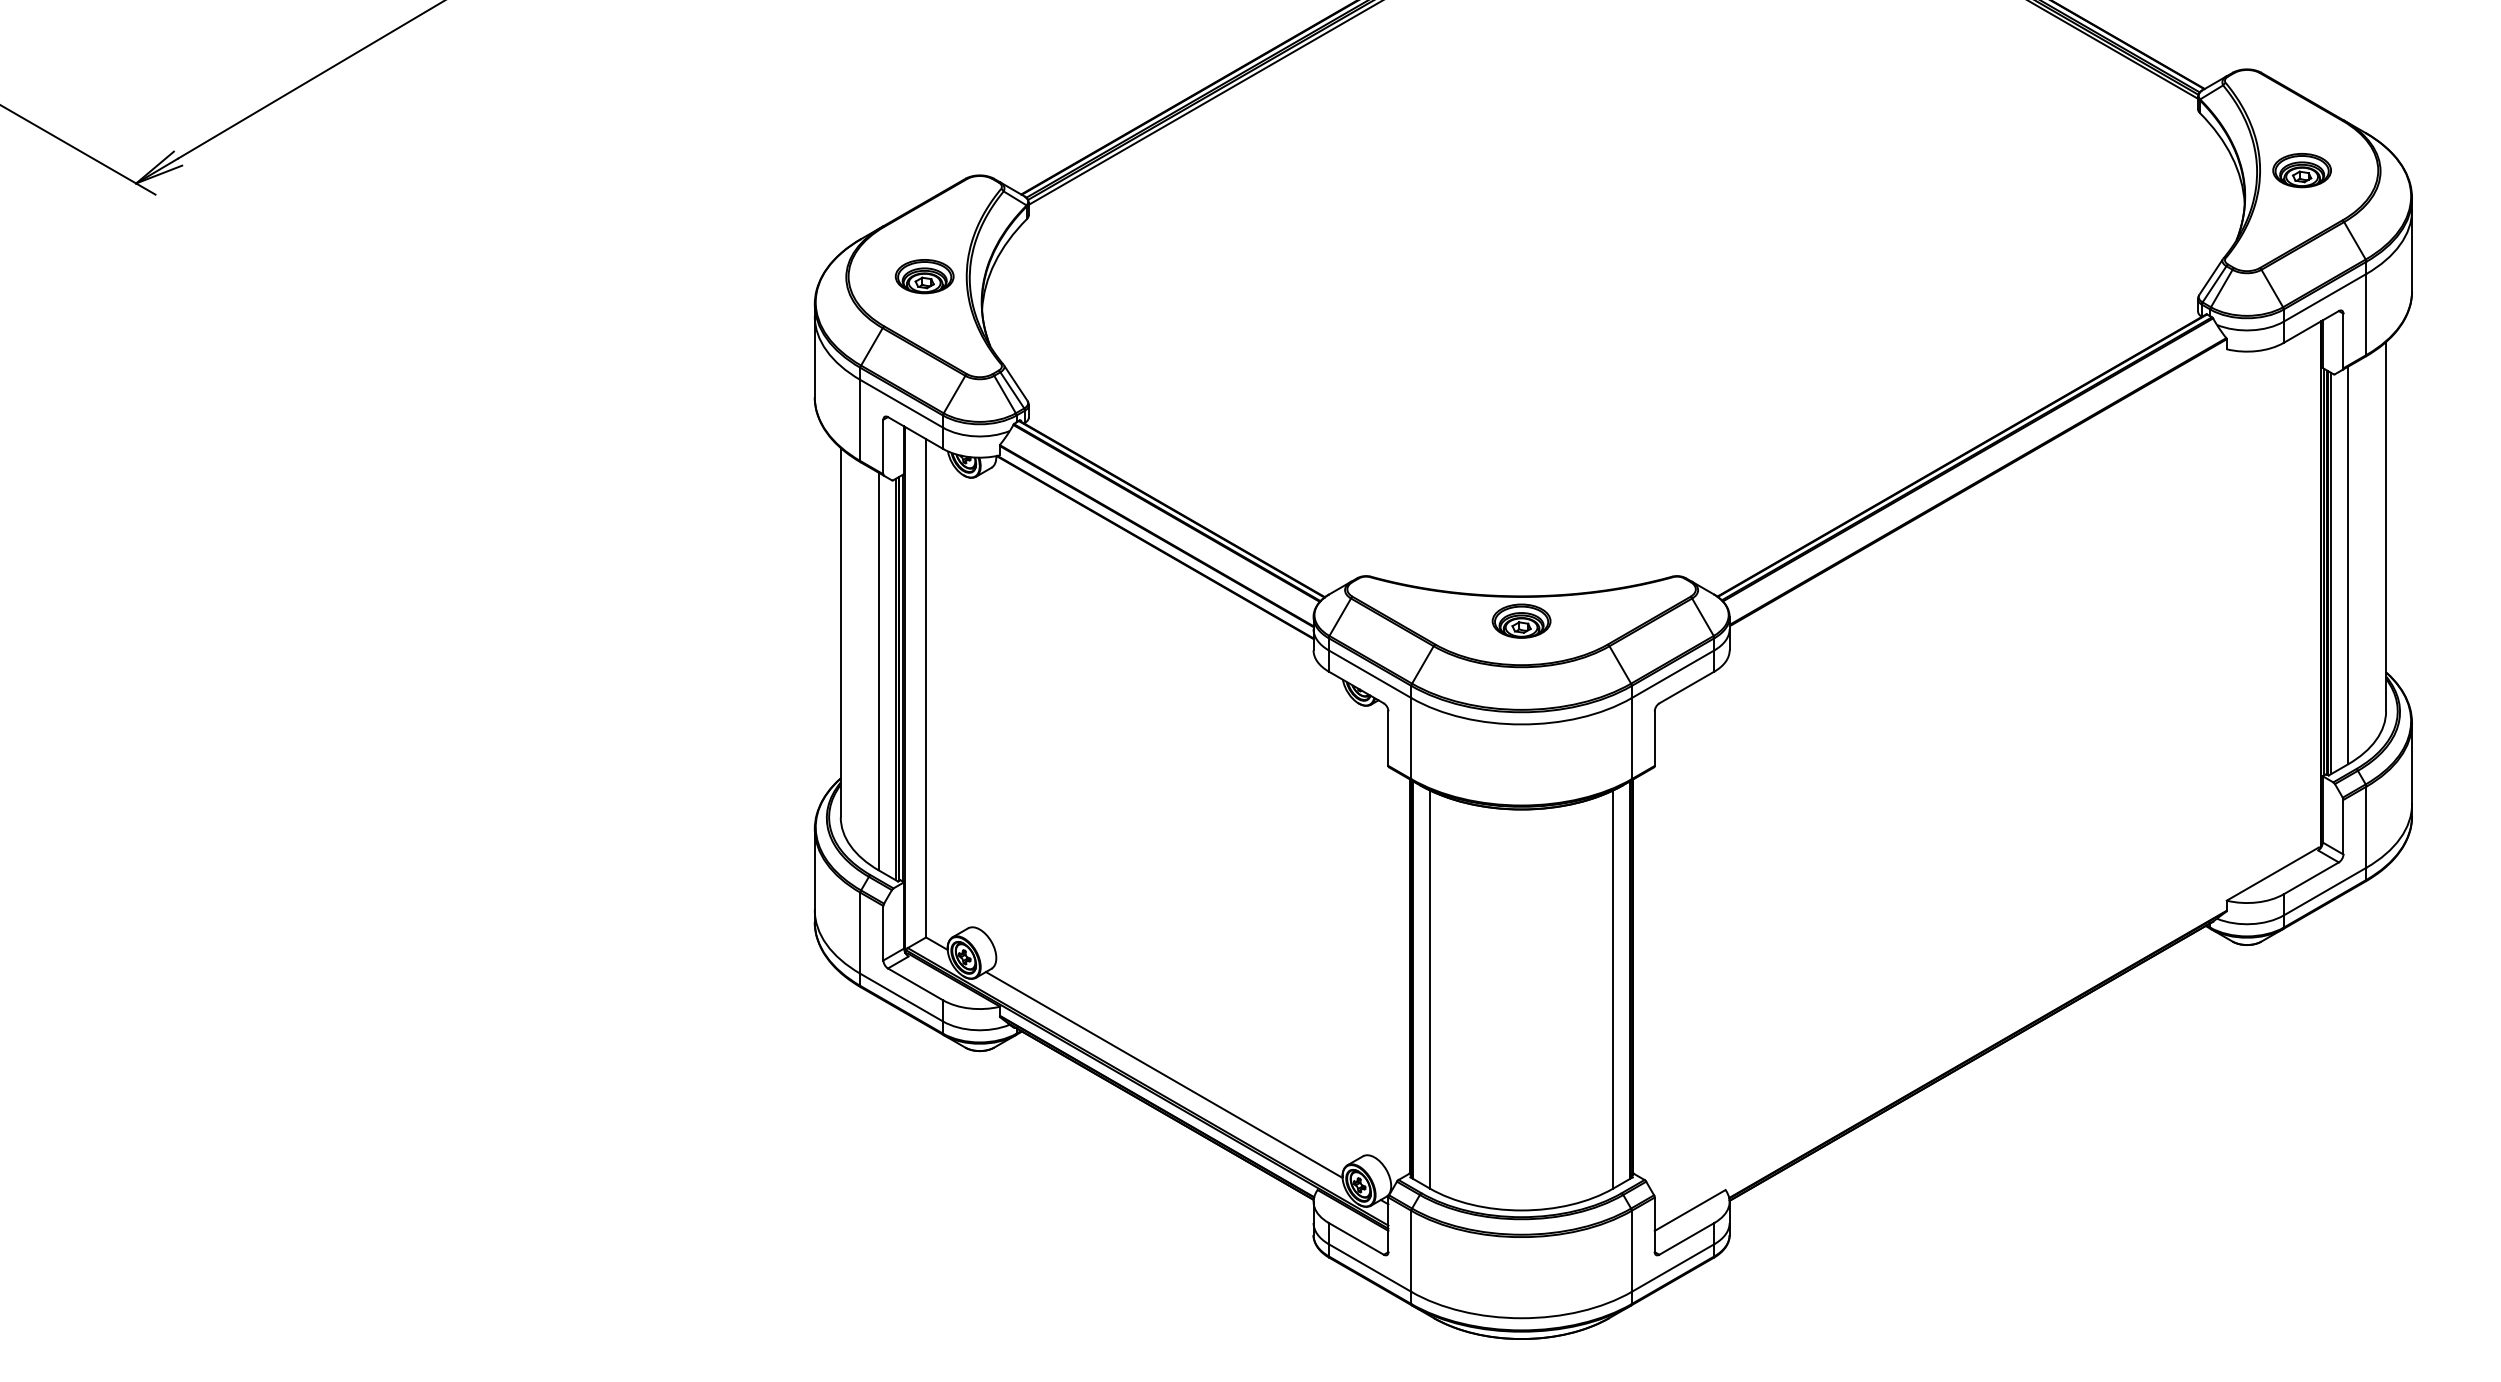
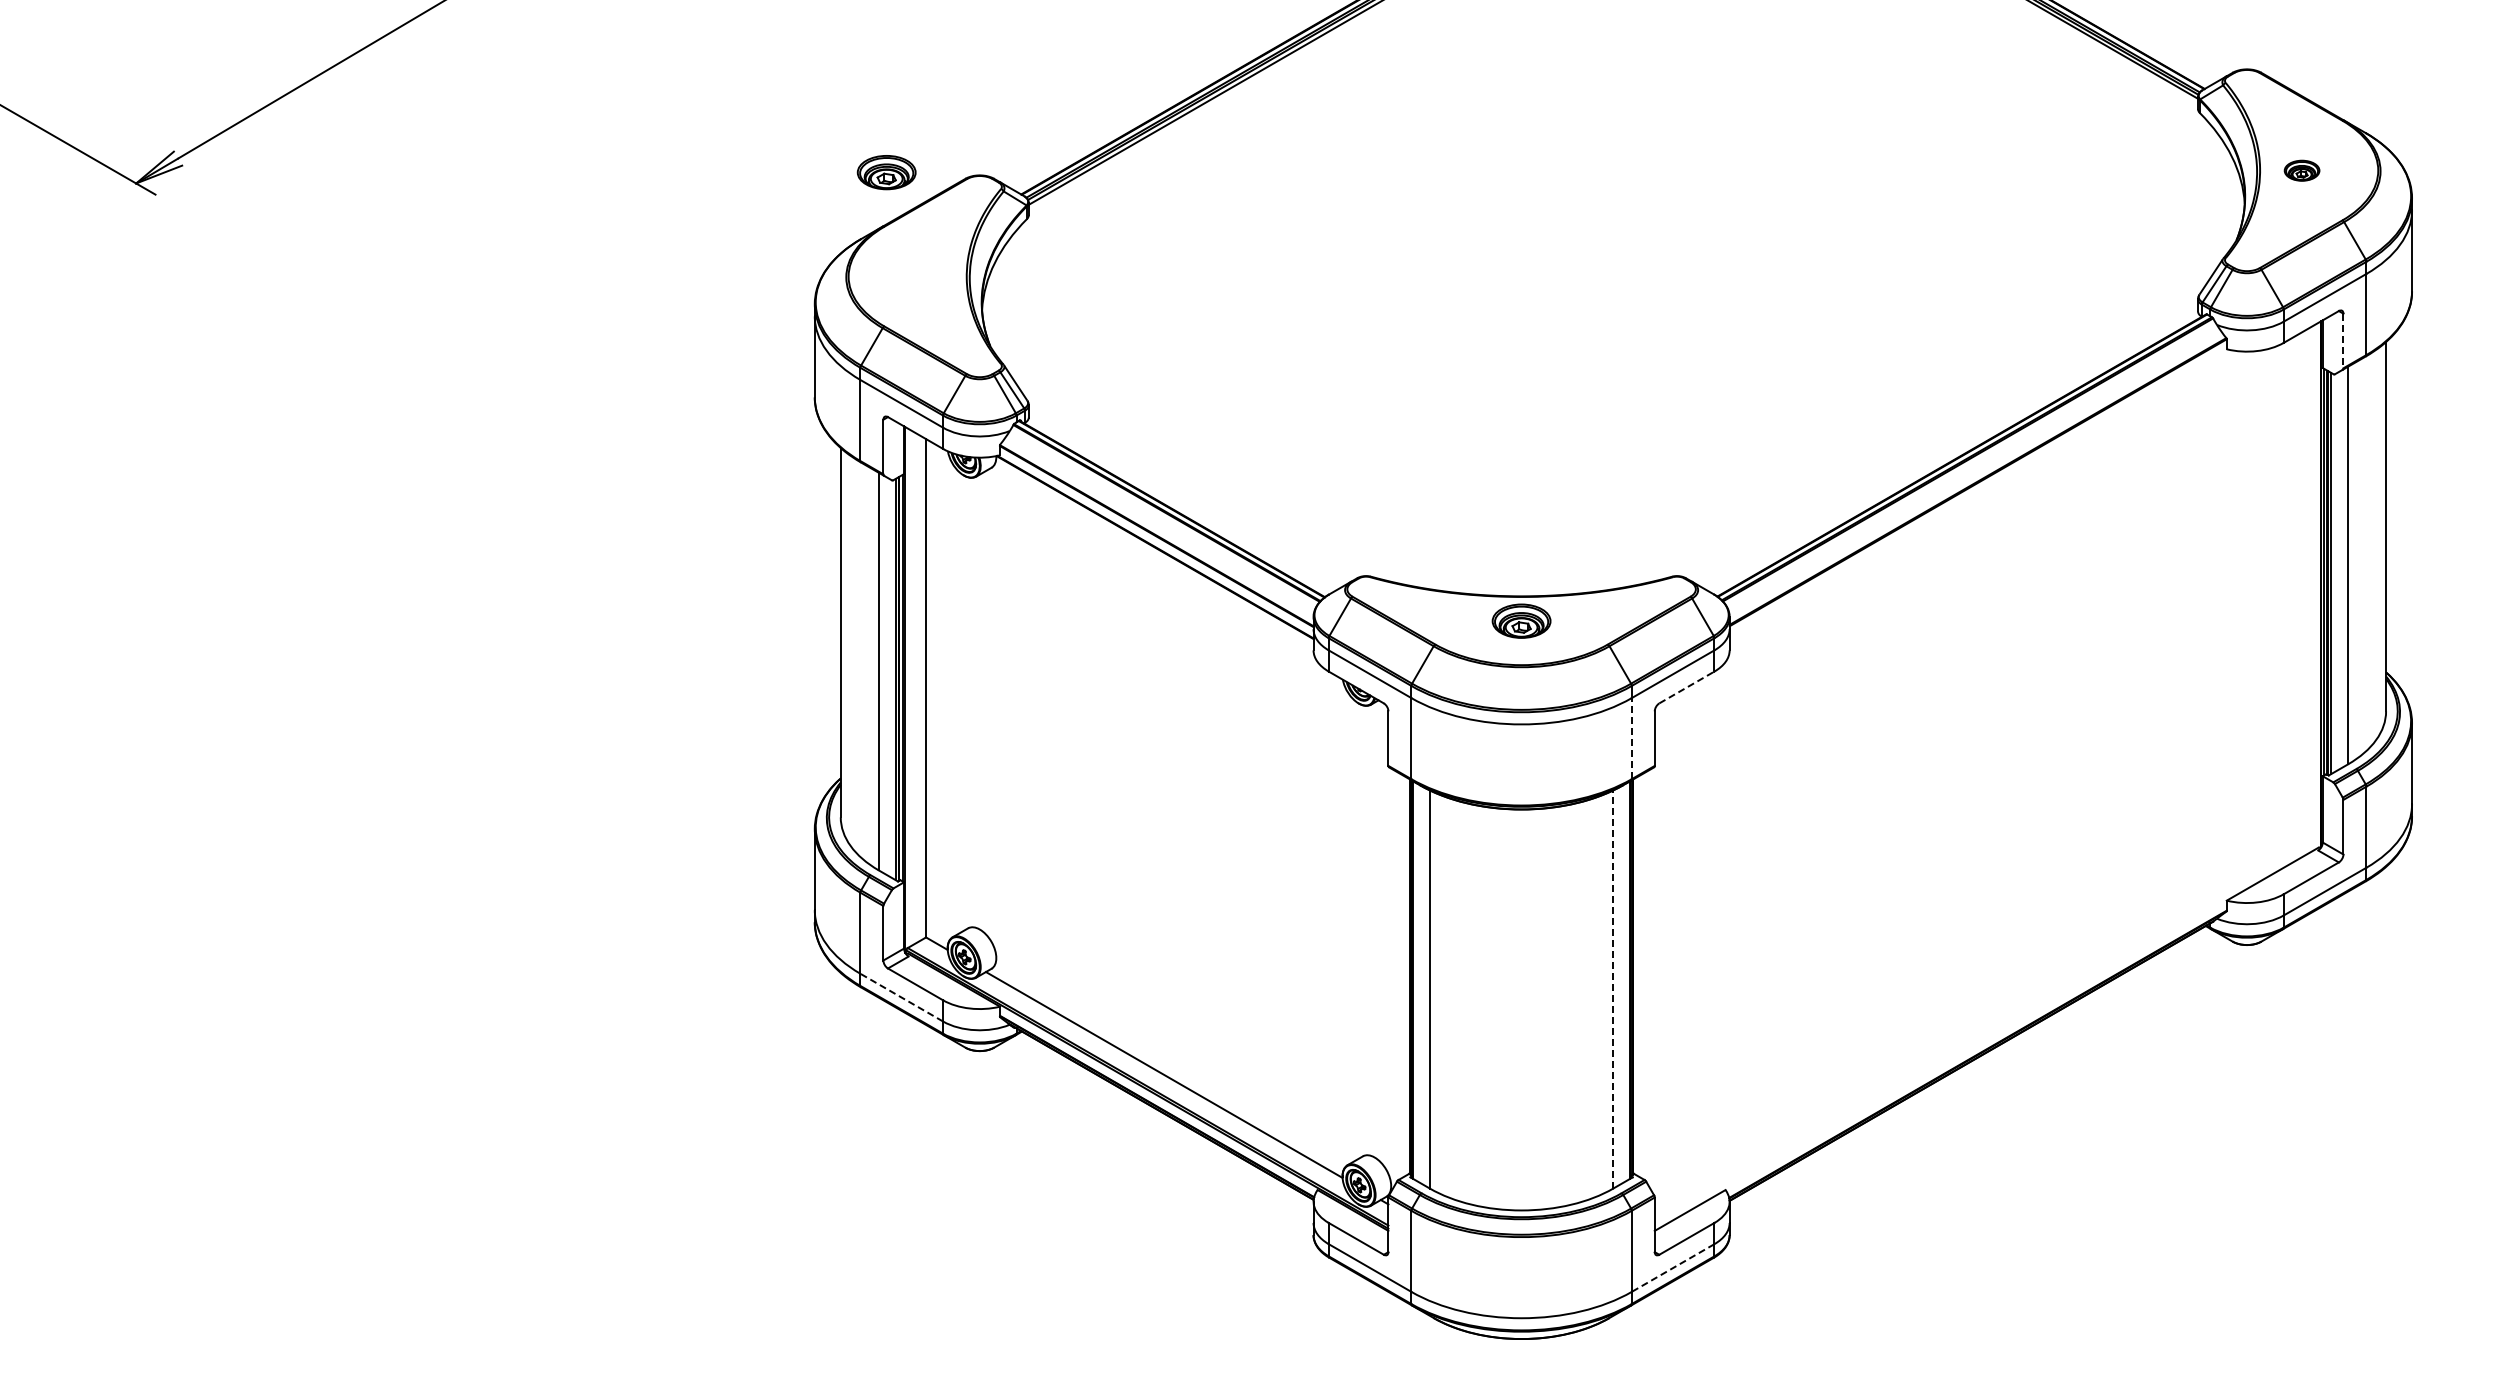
part size: 60x36 px -> 38x23 px (2301, 170)
part position: (924, 276) -> (886, 172) (886, 172)
line: solid -> dashed (2343, 341)
line: solid -> dashed (1686, 687)
line: solid -> dashed (1631, 738)
line: solid -> dashed (1613, 988)
line: solid -> dashed (901, 997)
line: solid -> dashed (1673, 1268)
